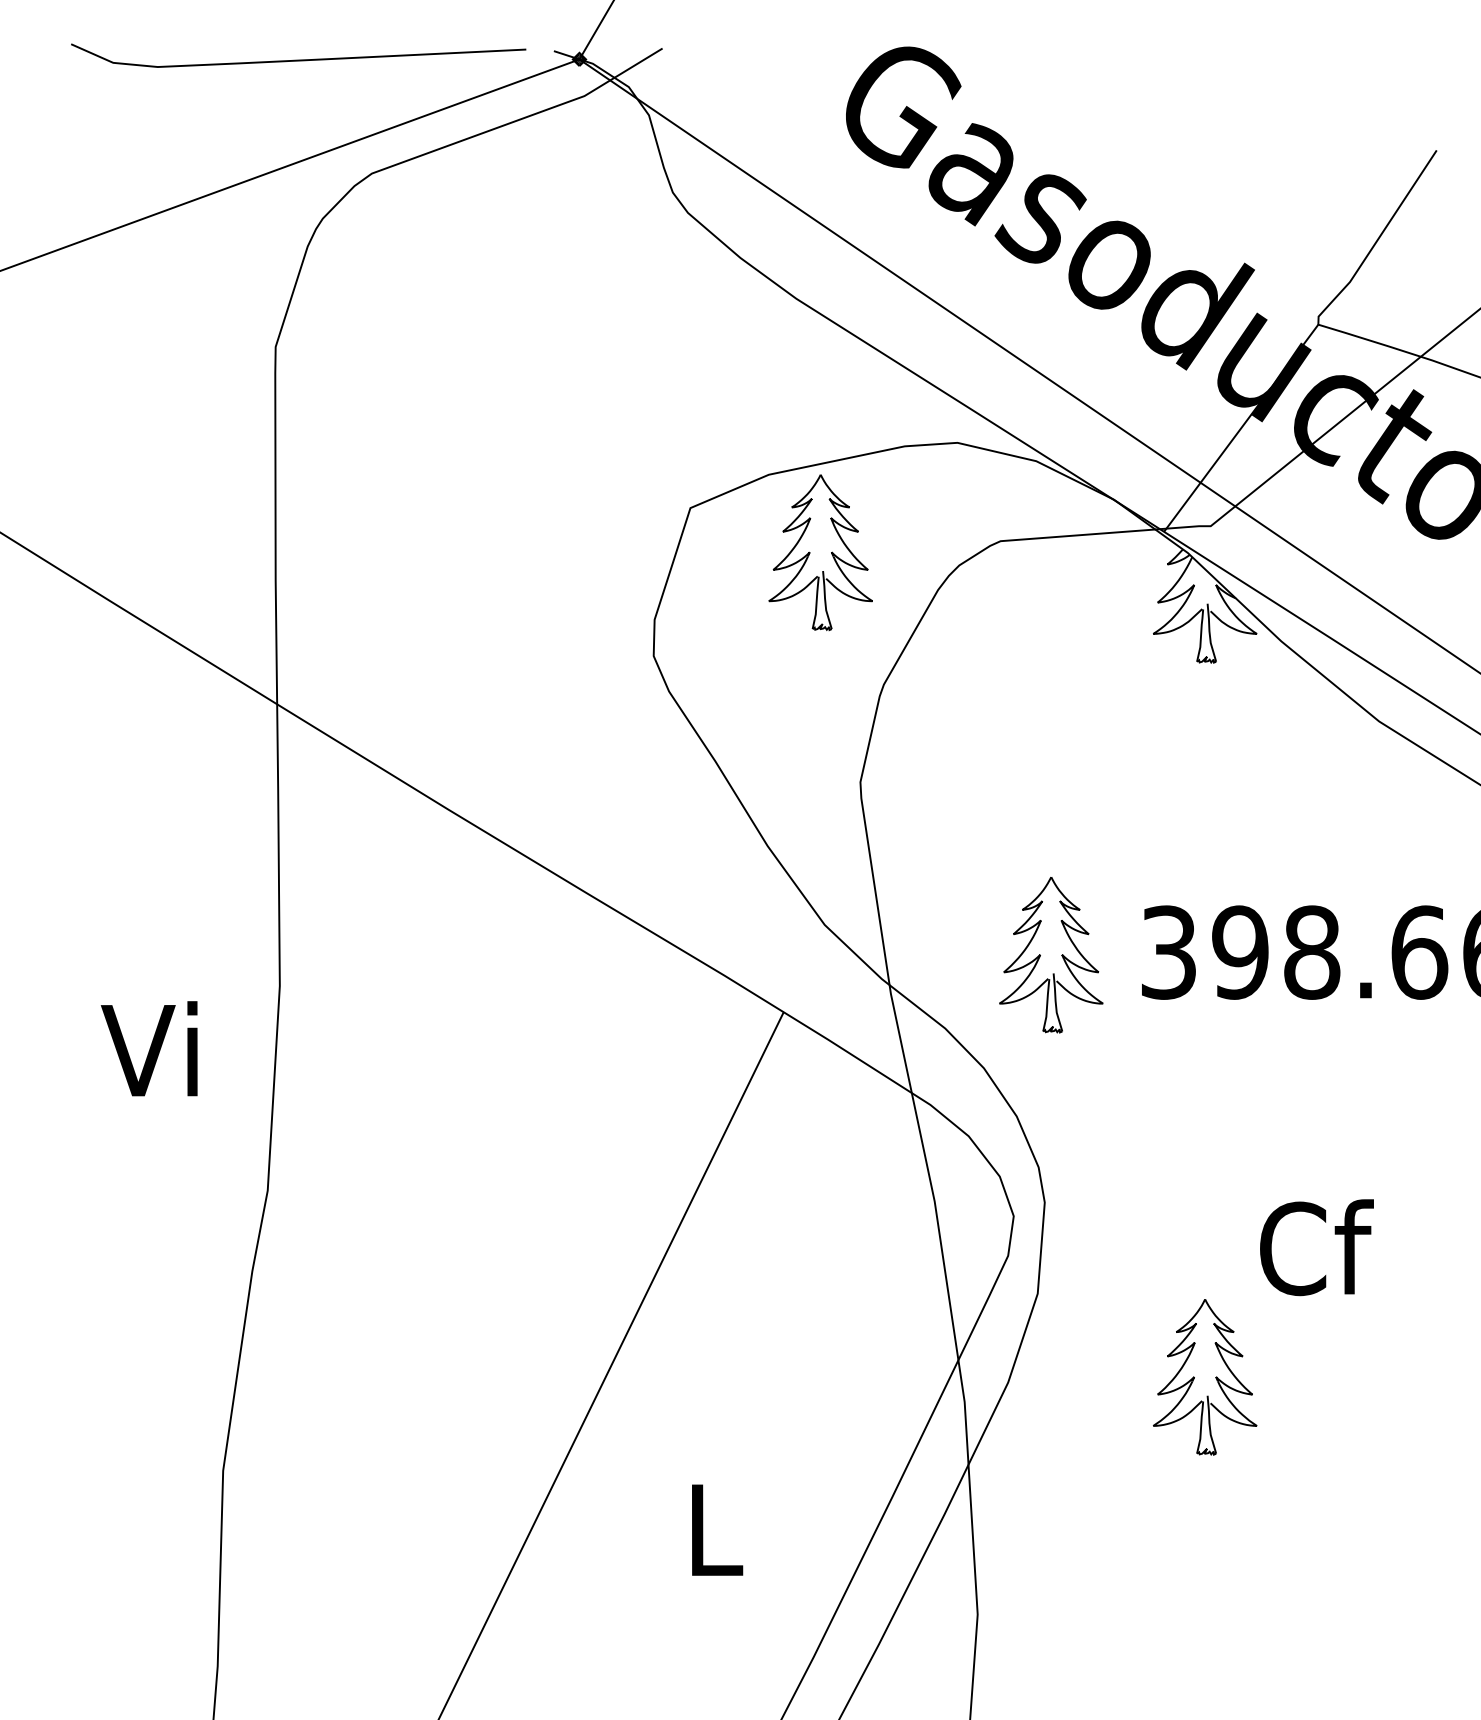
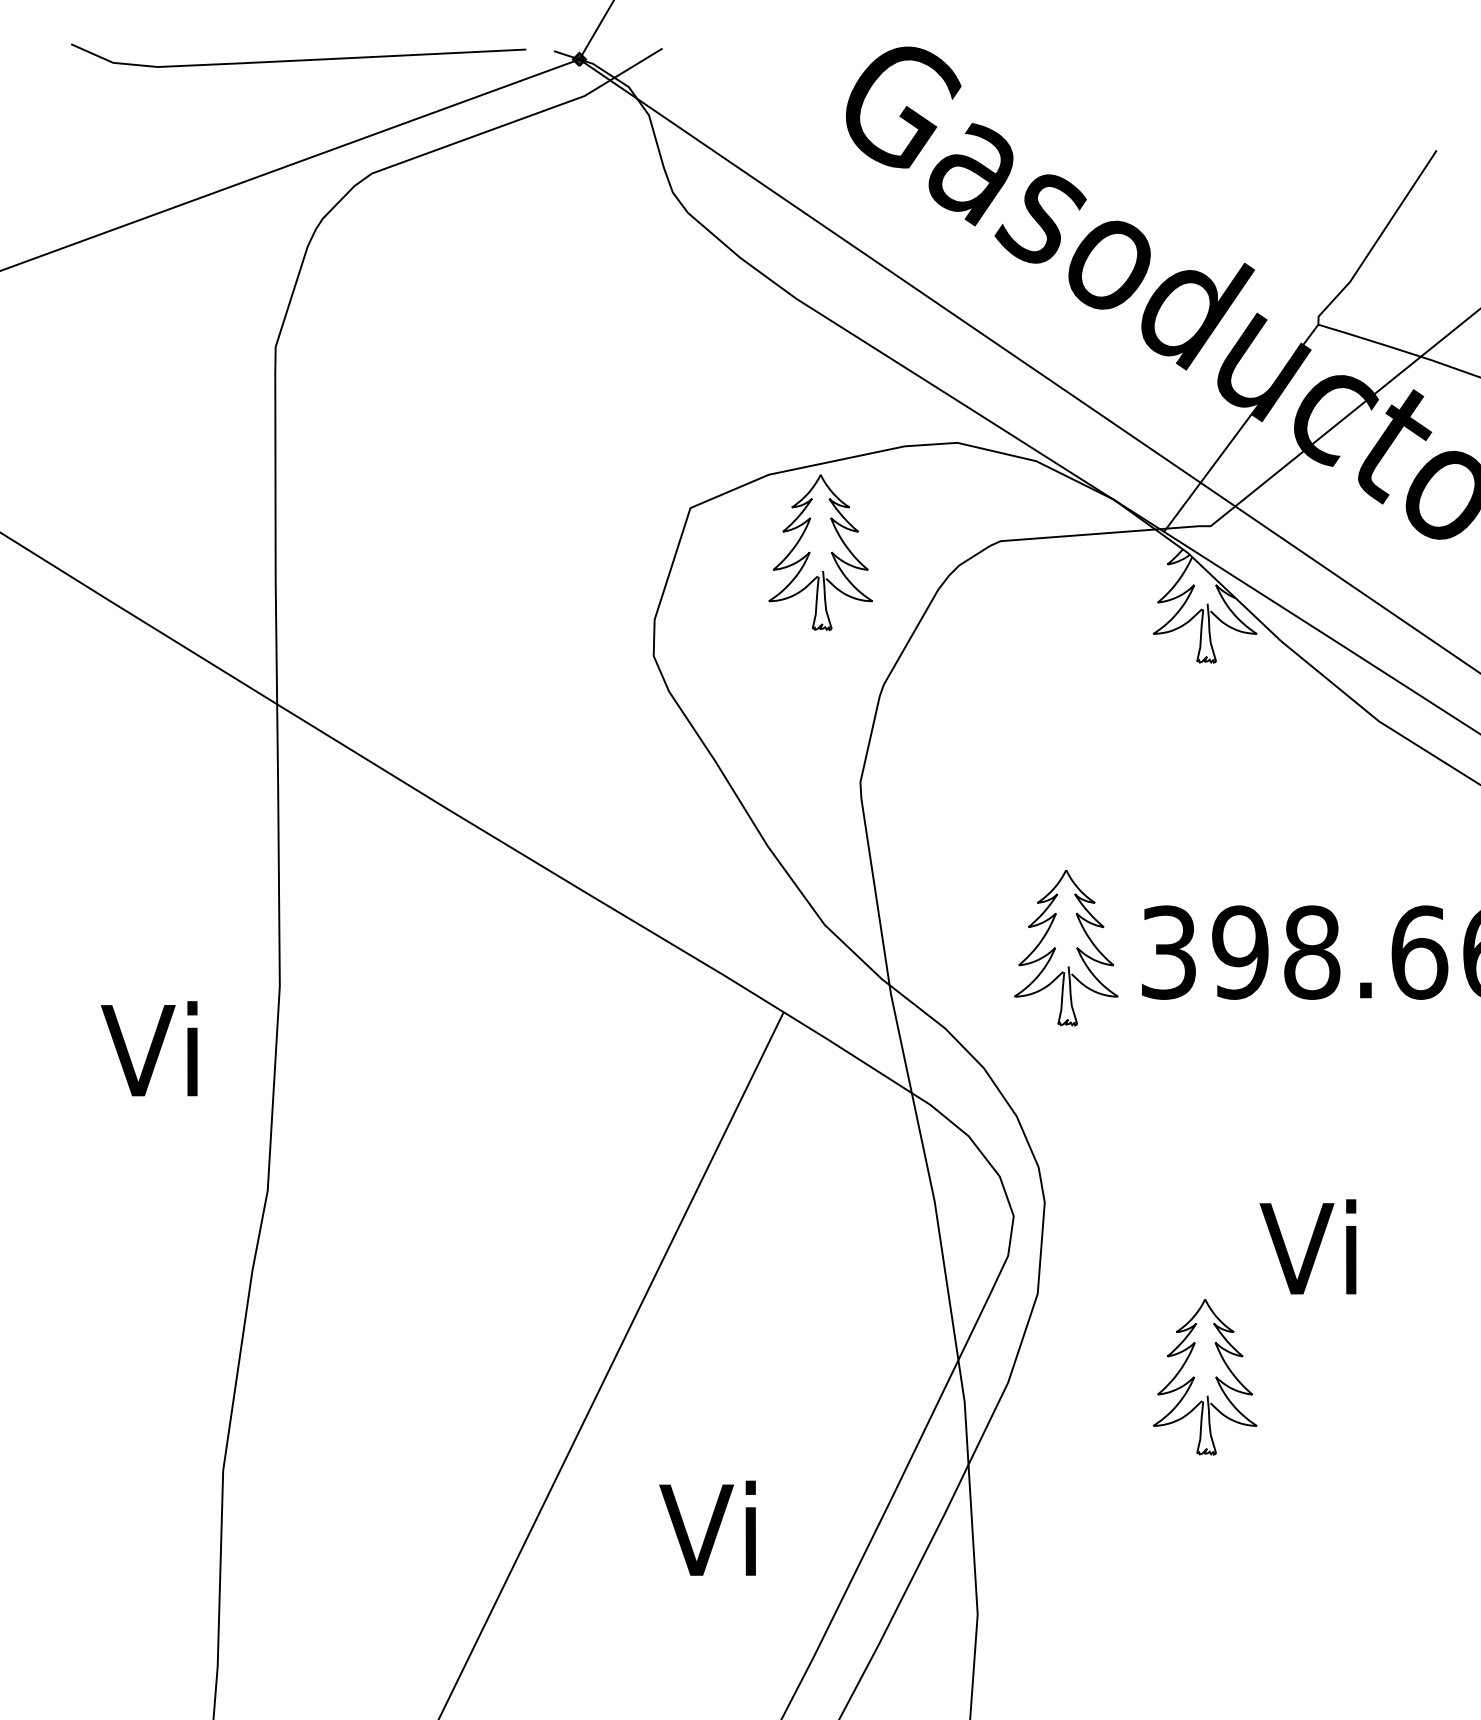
part position: (1051, 955) -> (1066, 948) (1066, 948)
text: Cf -> Vi (1316, 1247)
text: L -> Vi (707, 1527)
